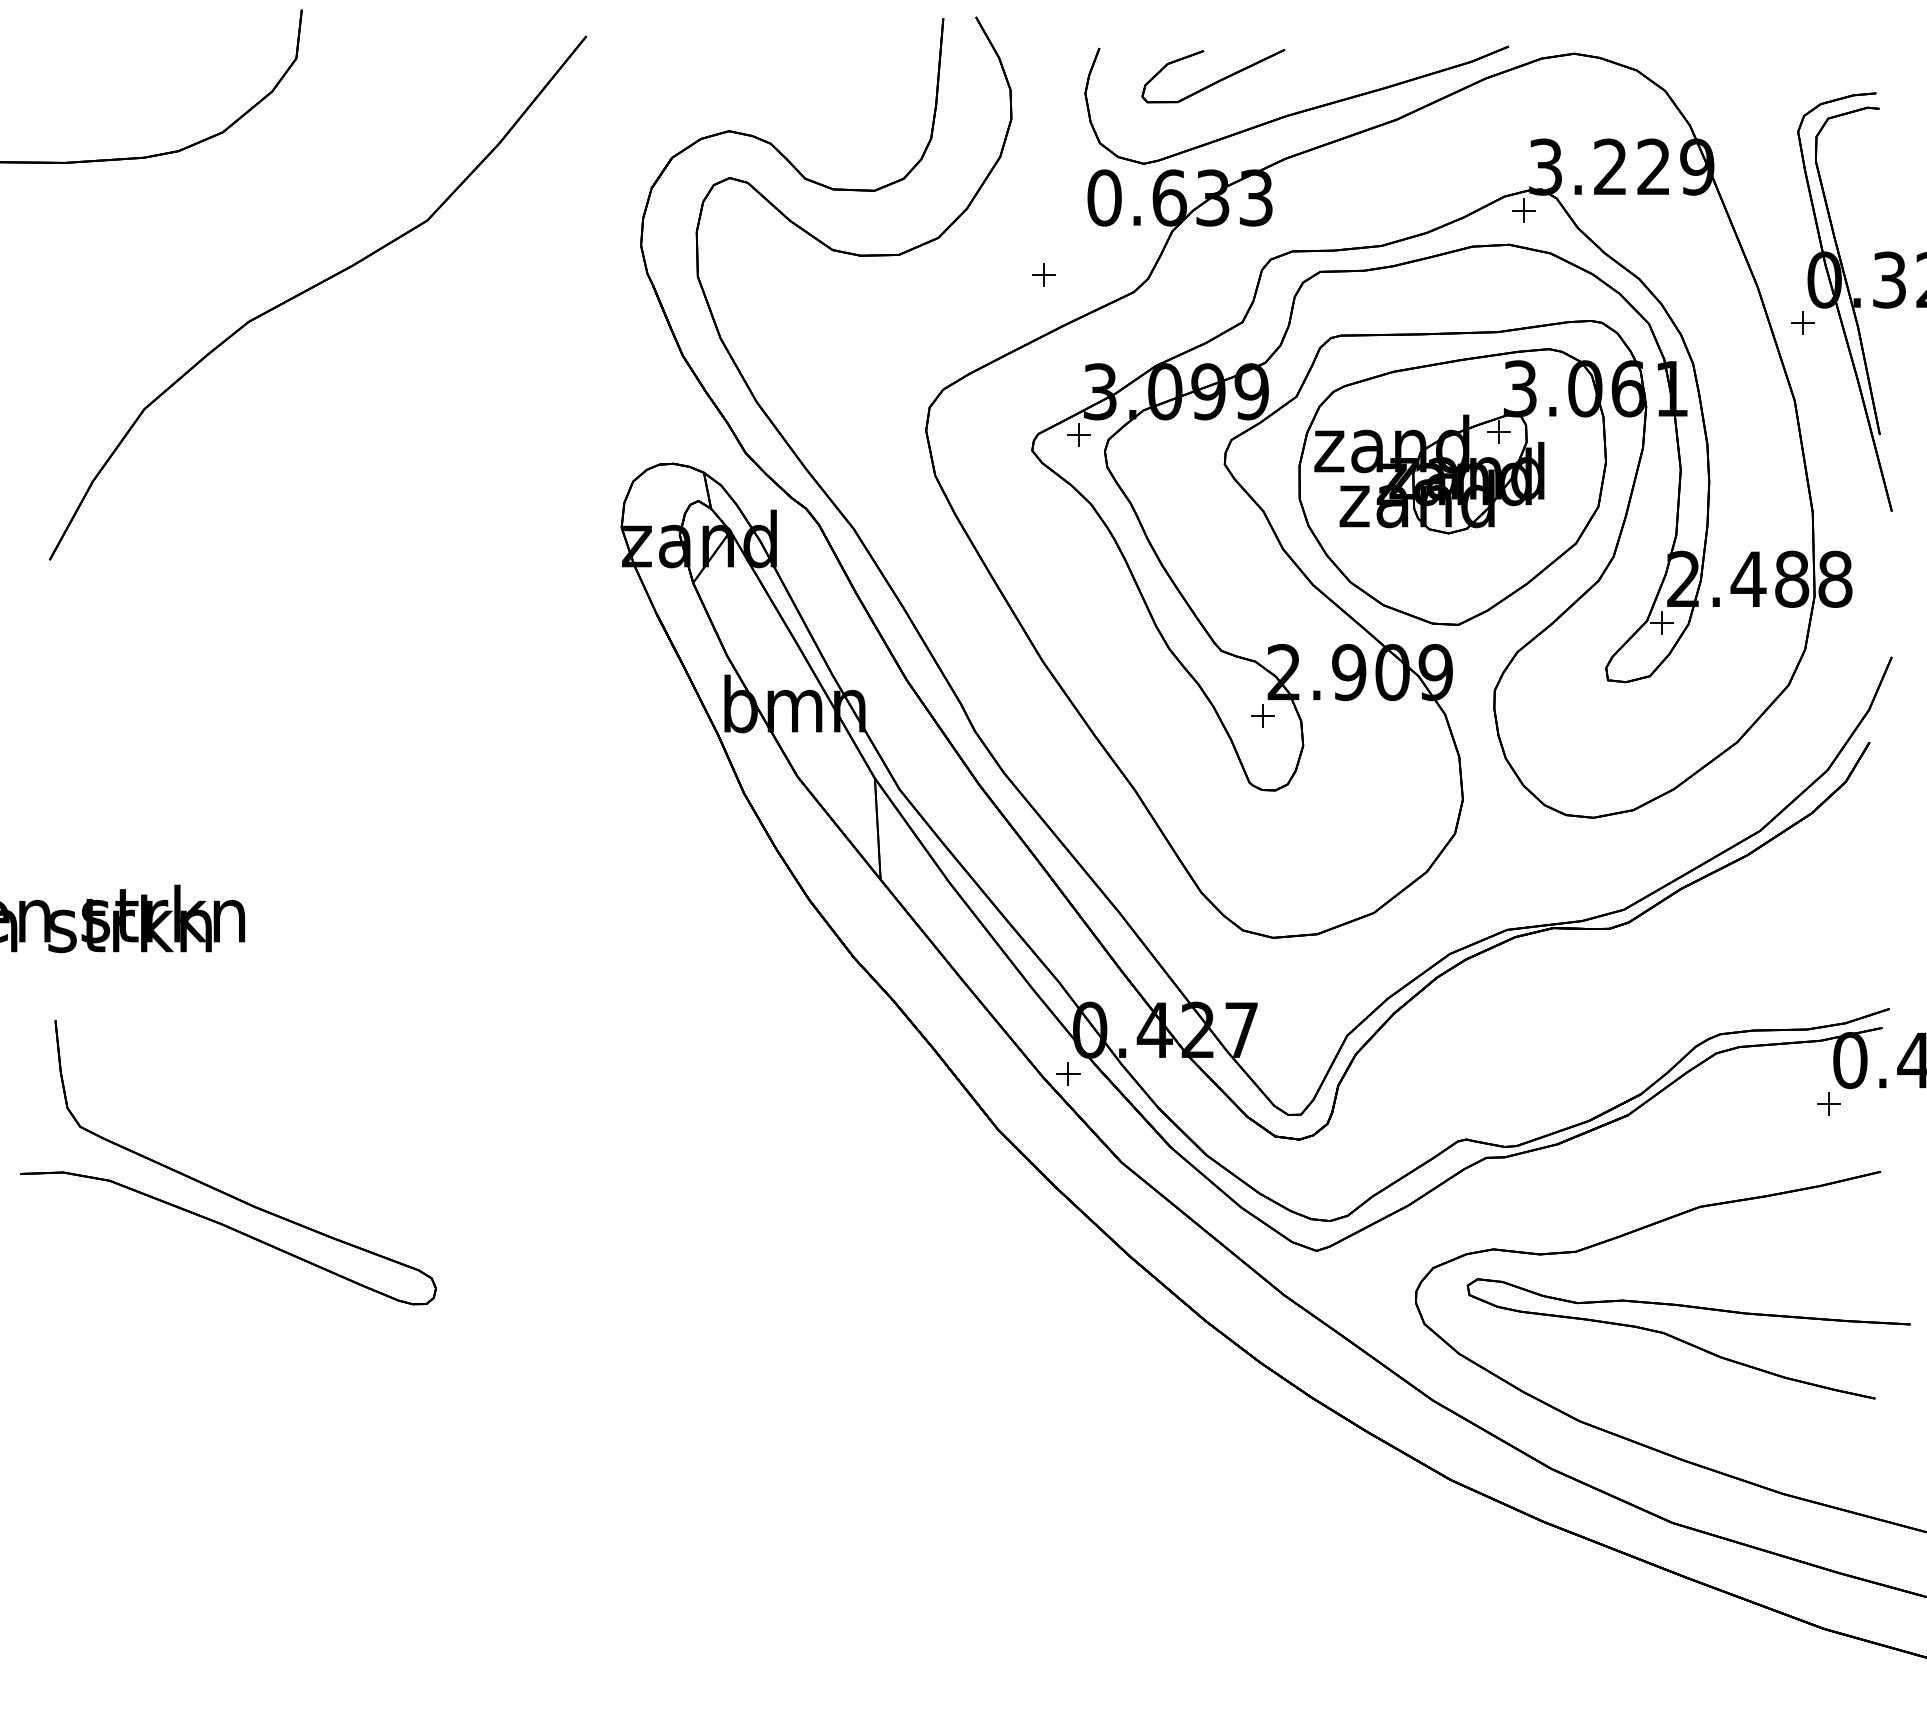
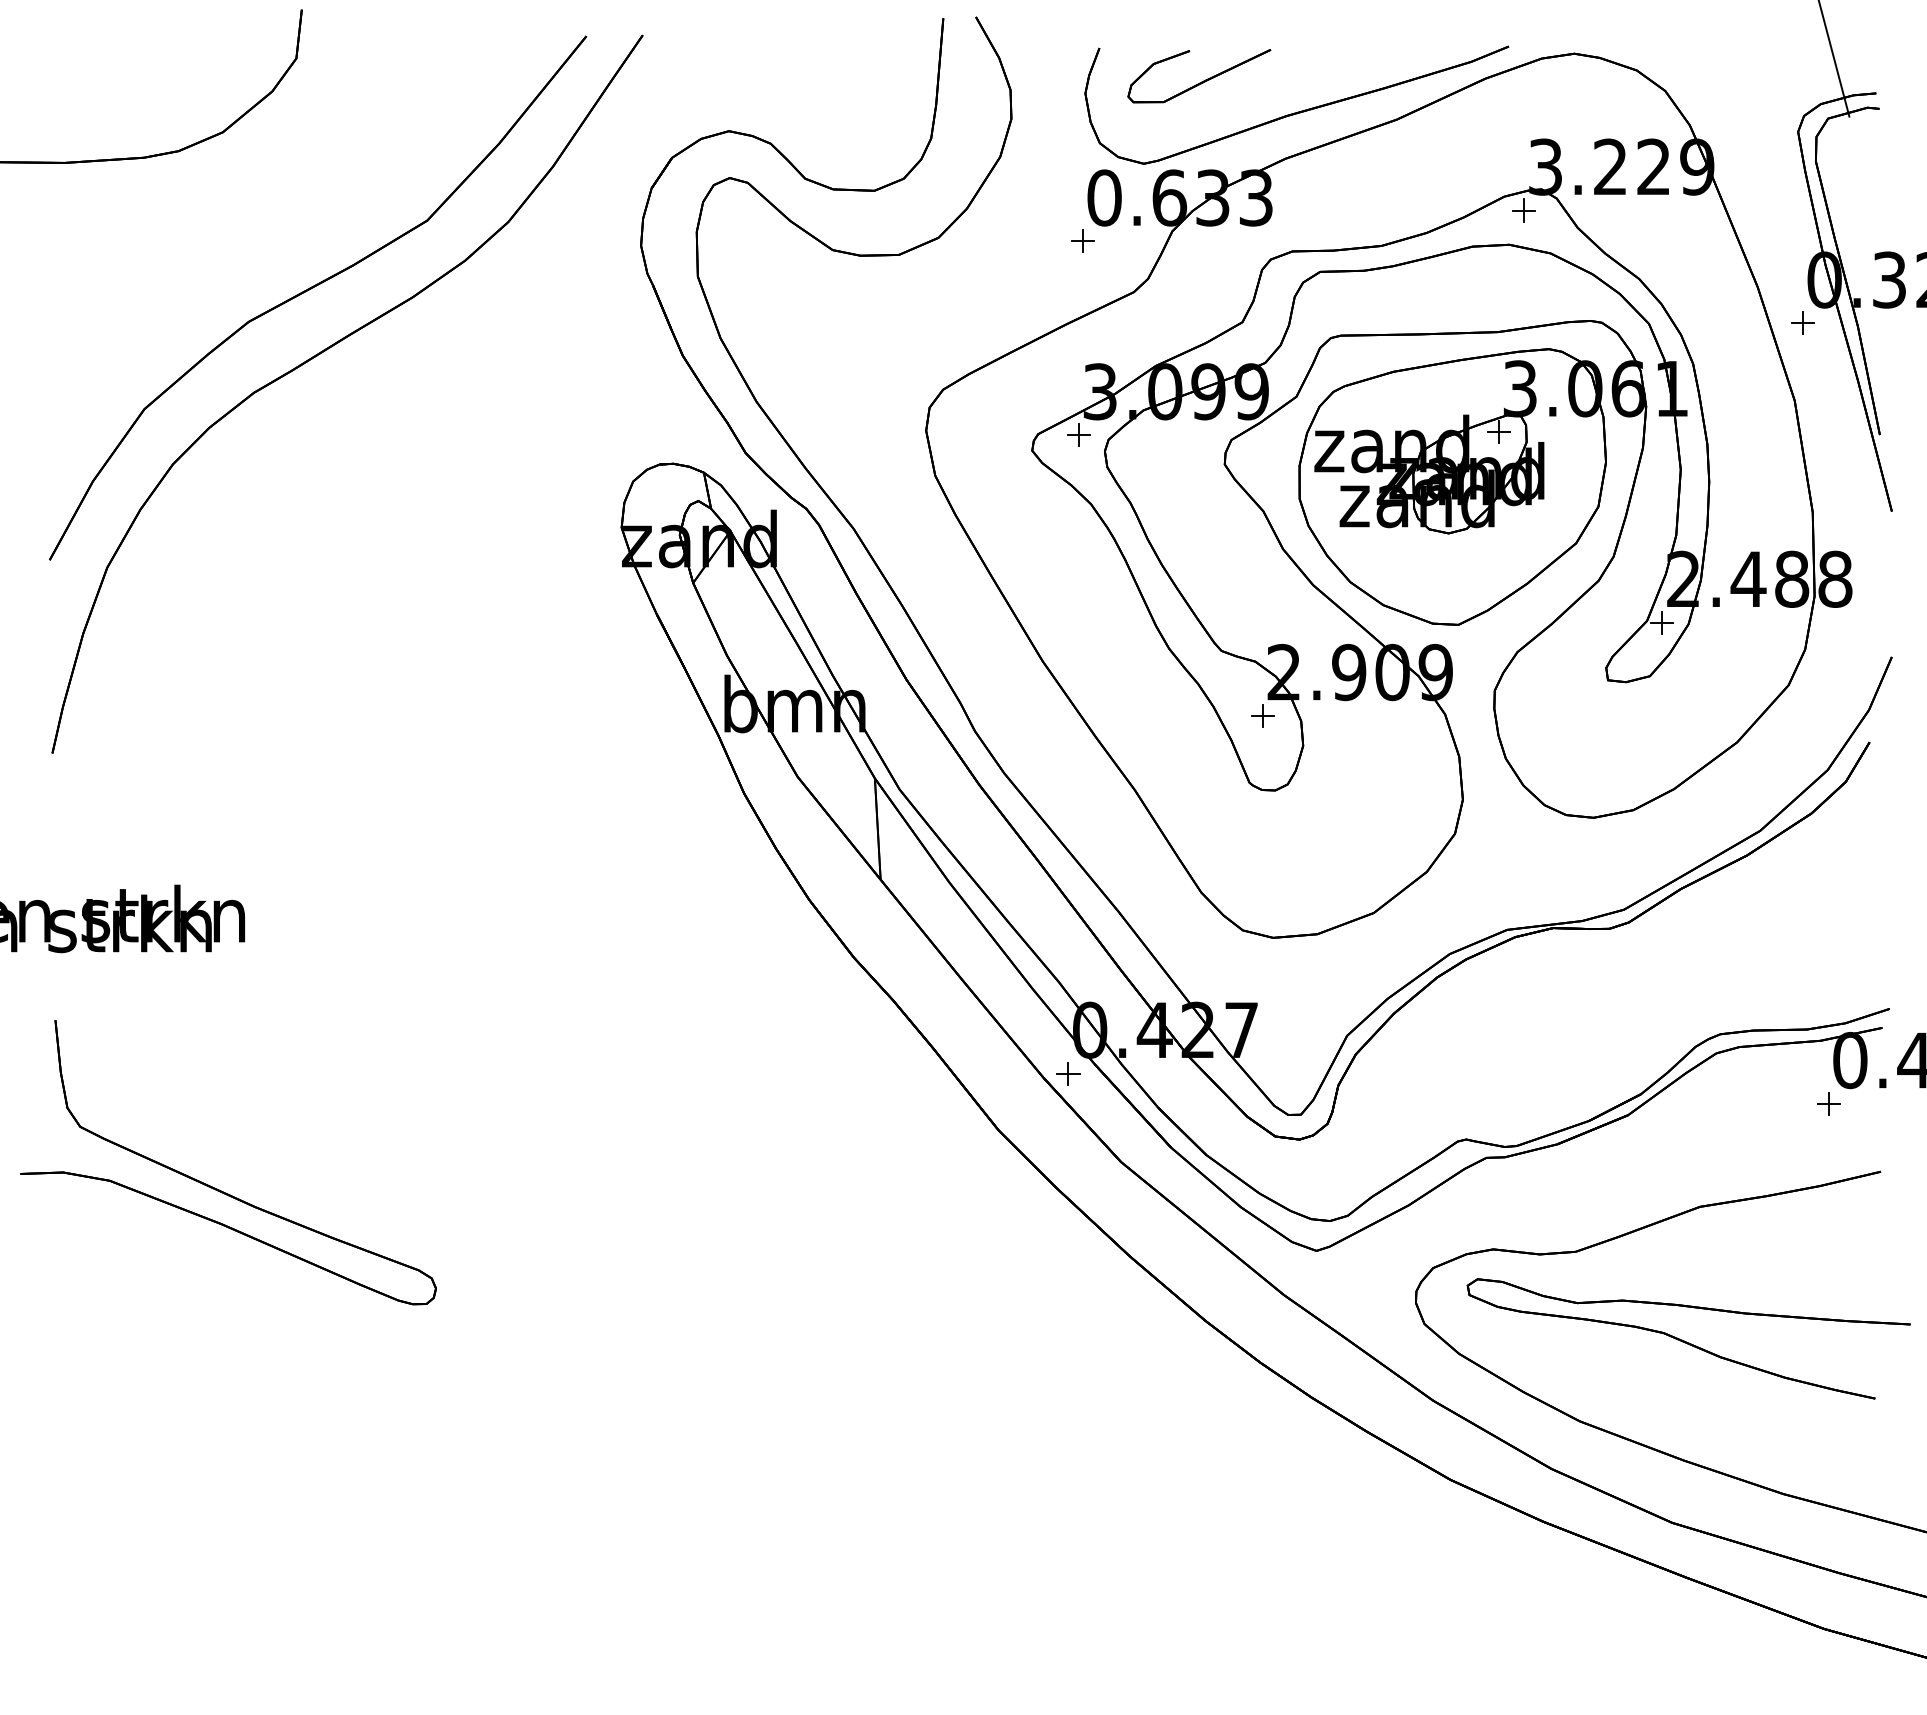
line: none -> present (1834, 59)
part position: (1213, 76) -> (1199, 76) (1199, 76)
part position: (1043, 274) -> (1082, 240) (1082, 240)
part: none -> present (325, 351)
